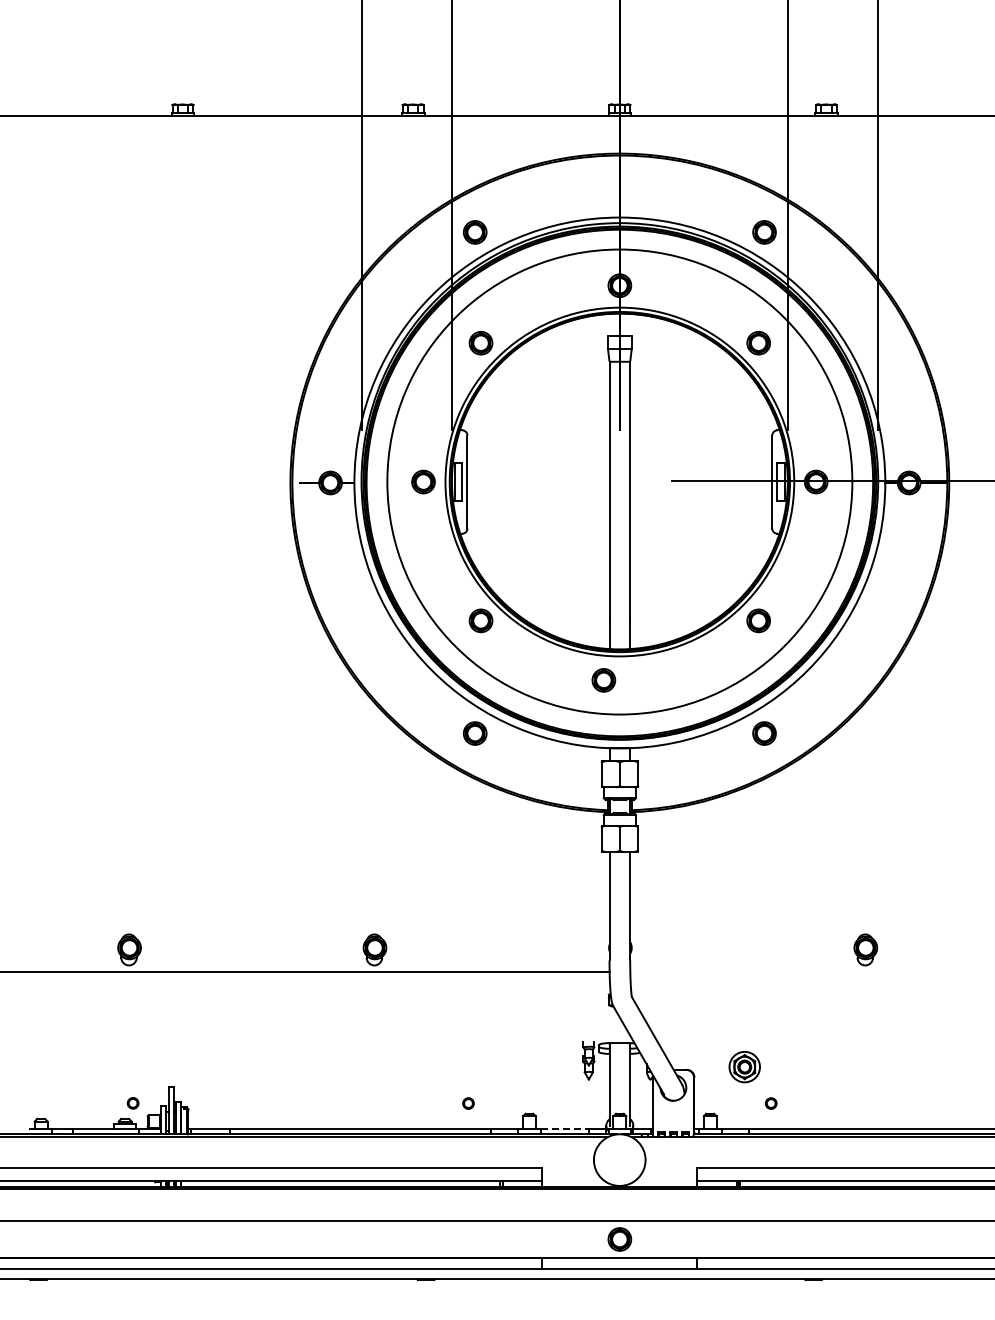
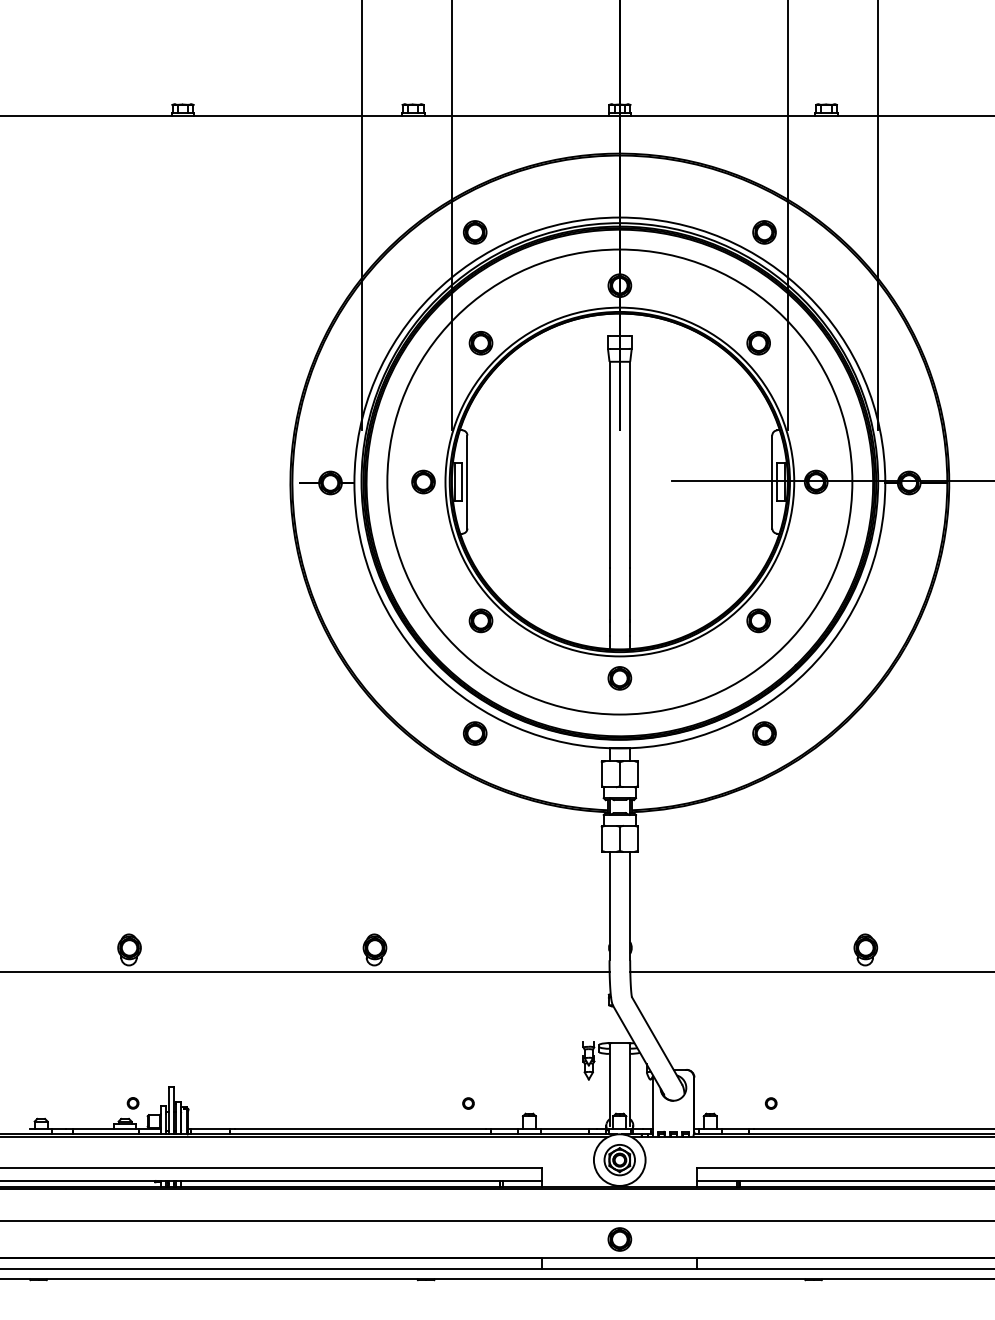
part position: (603, 680) -> (619, 678) (619, 678)
line: none -> present (810, 971)
part position: (744, 1067) -> (619, 1160) (619, 1160)
line: dashed -> solid (565, 1129)
